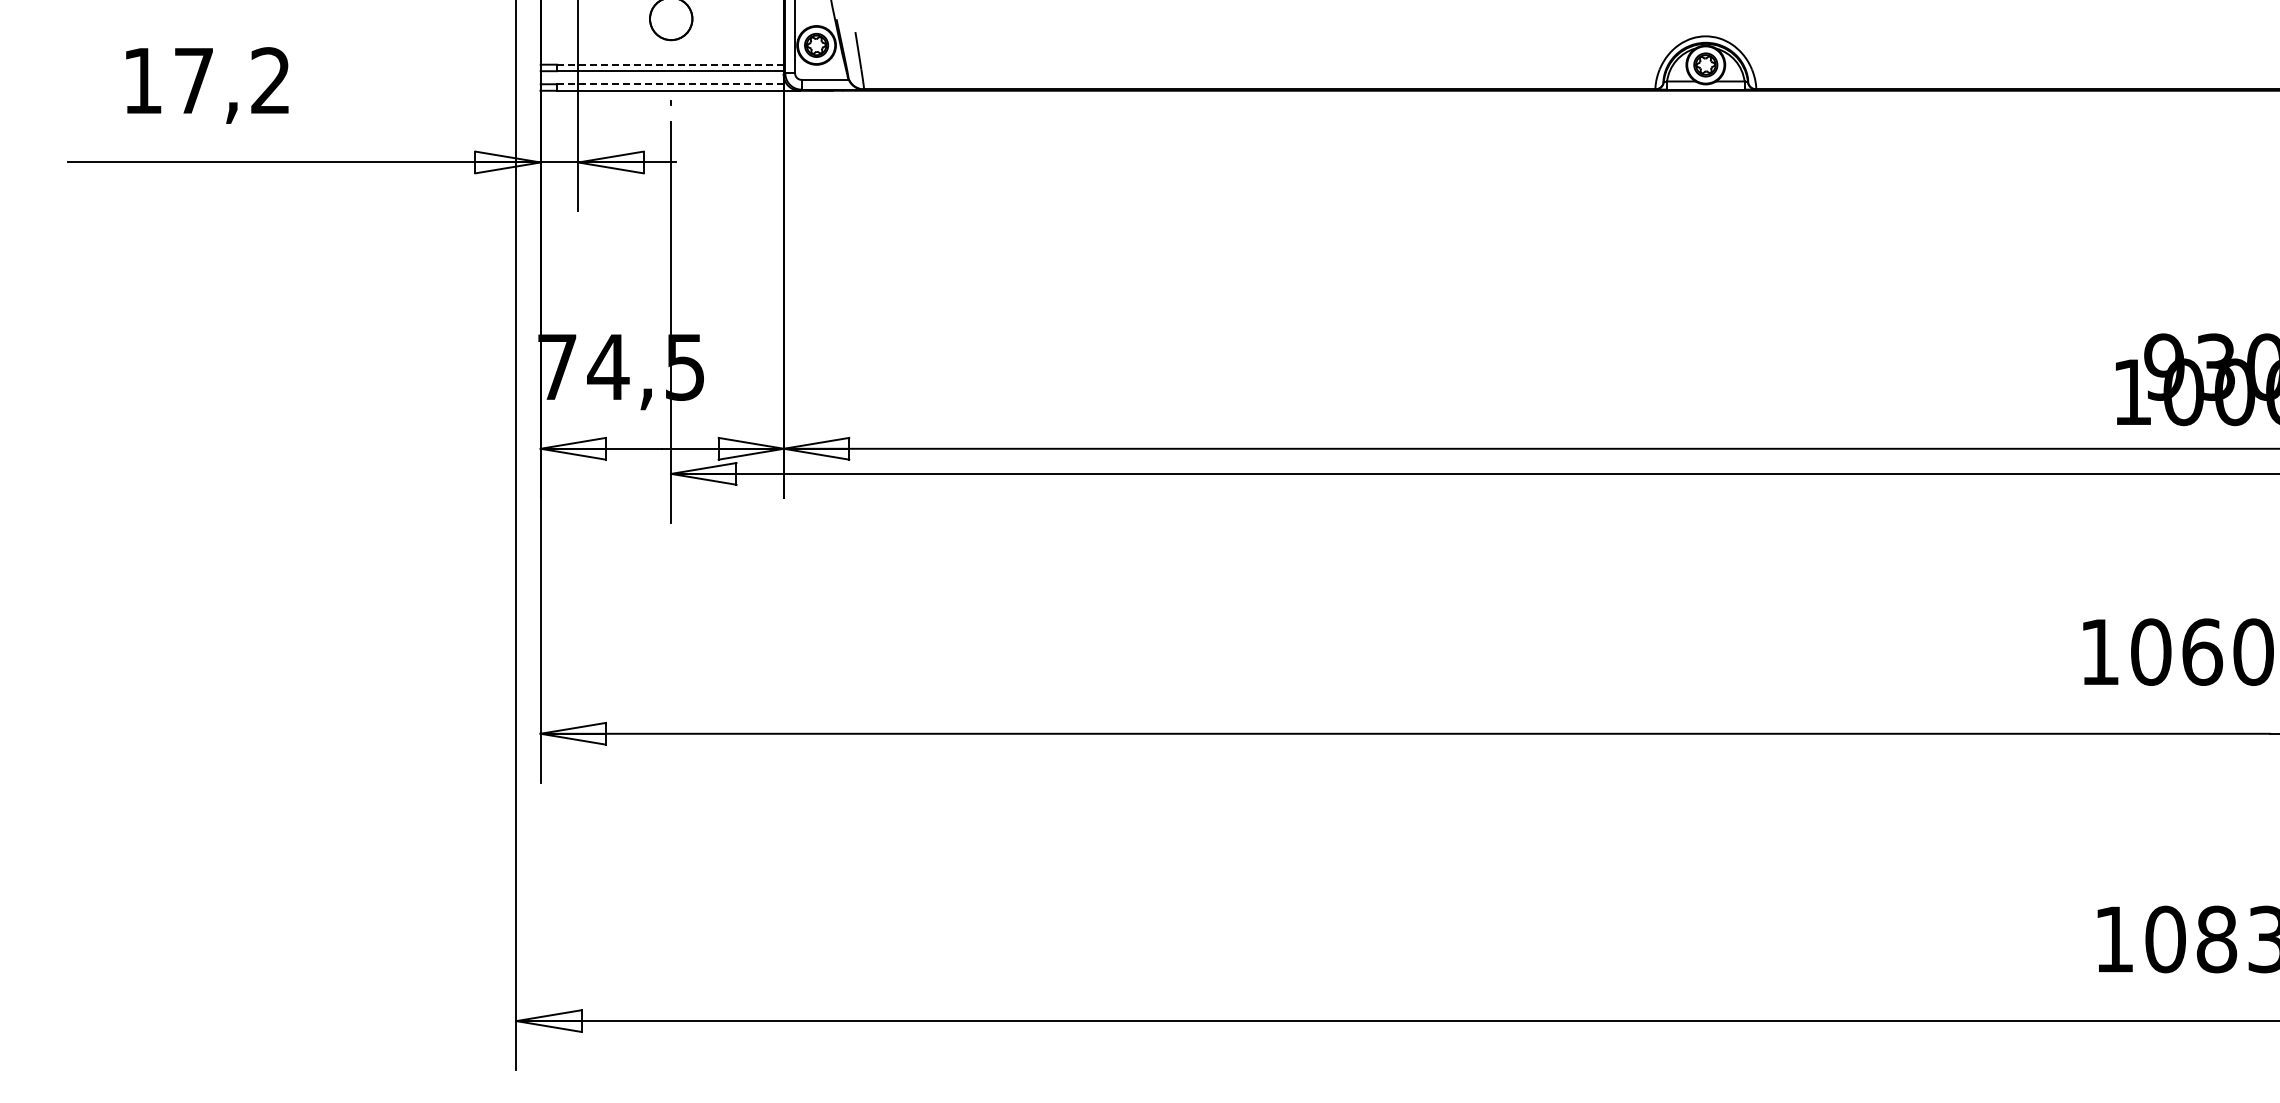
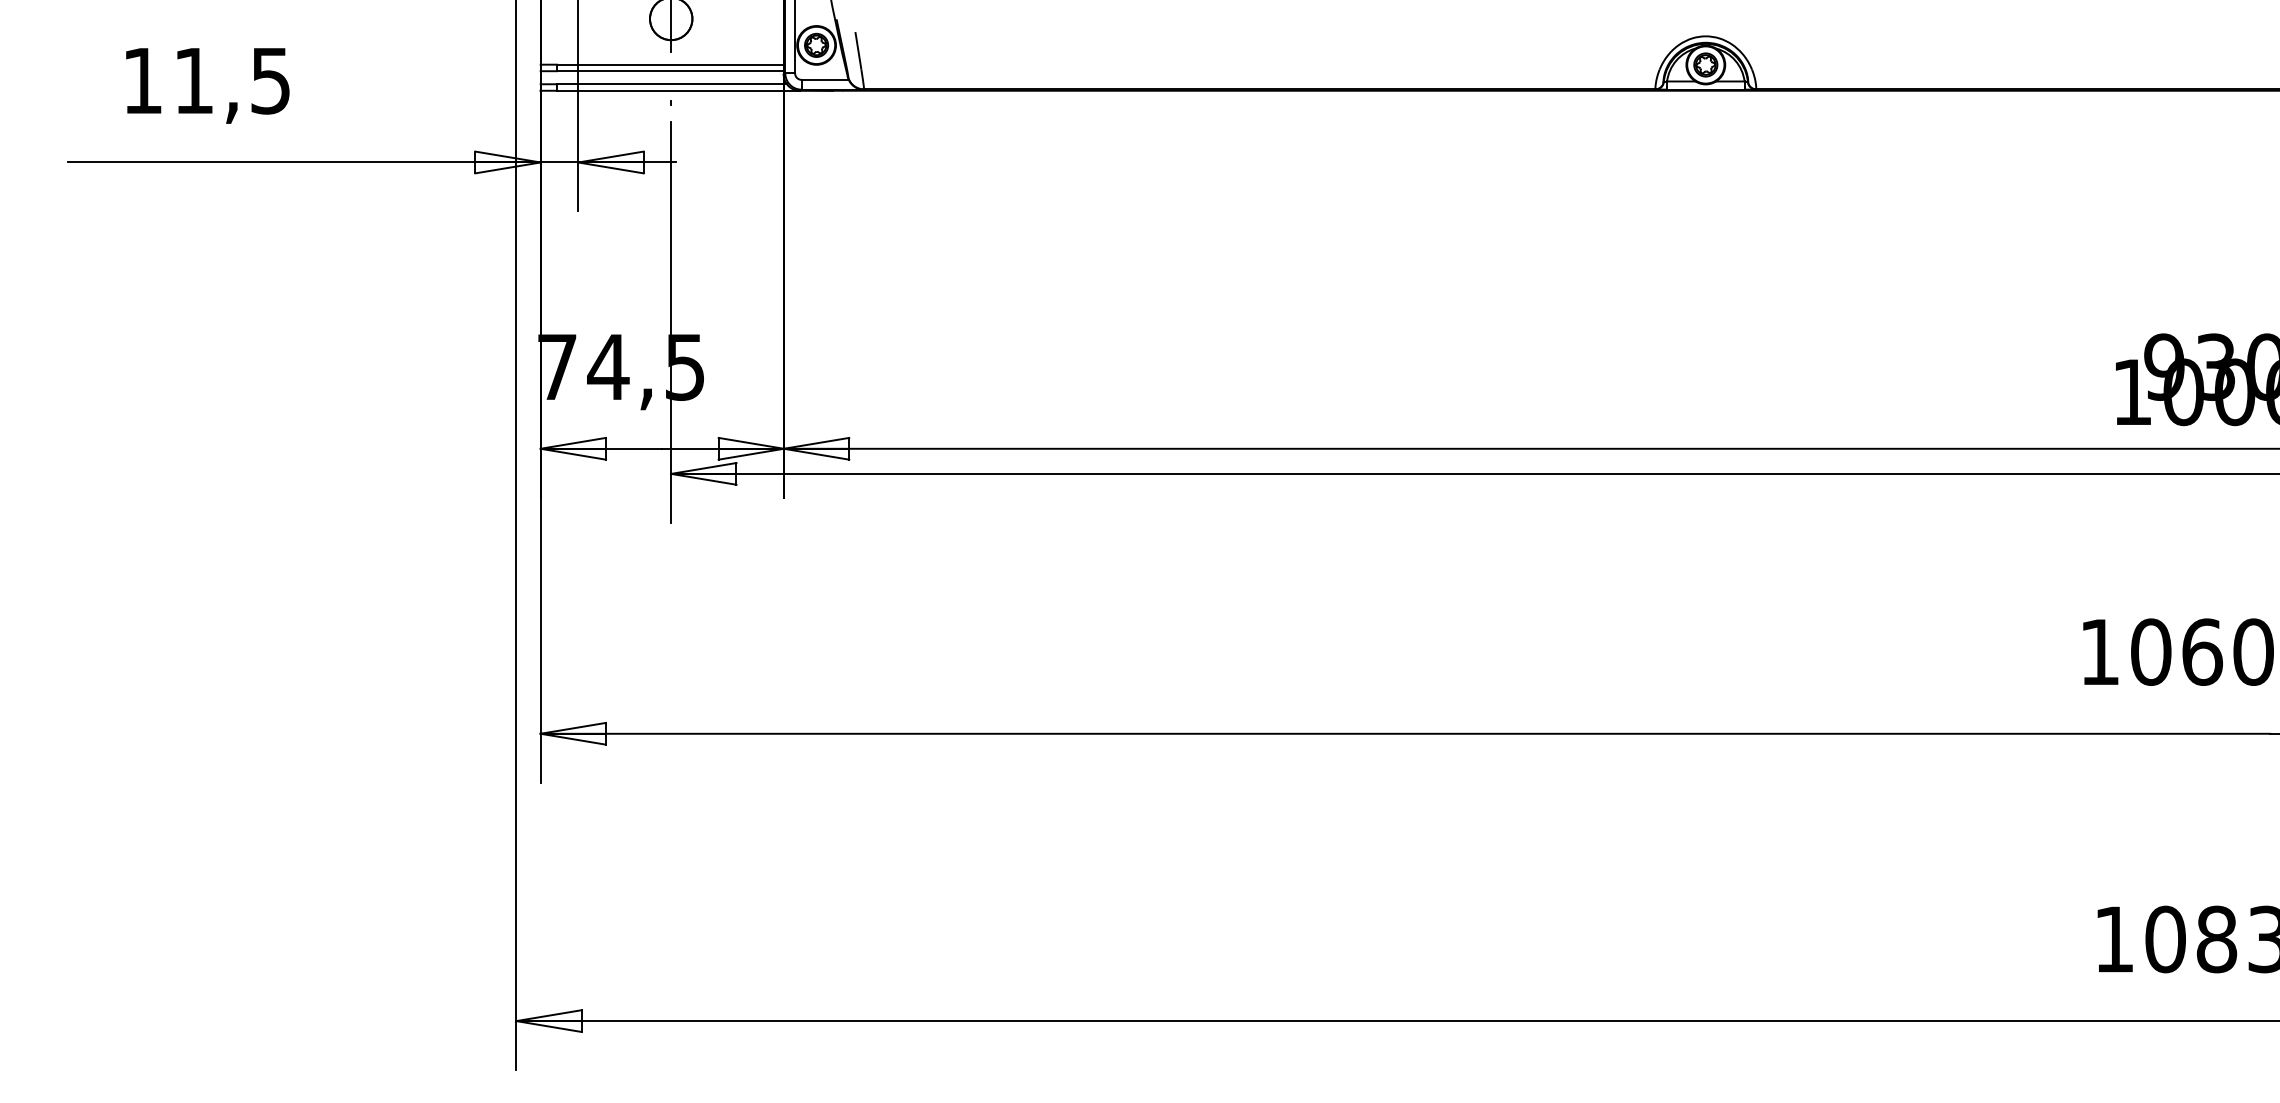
line: none -> present (671, 26)
line: dashed -> solid (669, 64)
text: 17,2 -> 11,5 (232, 80)
line: dashed -> solid (671, 84)
